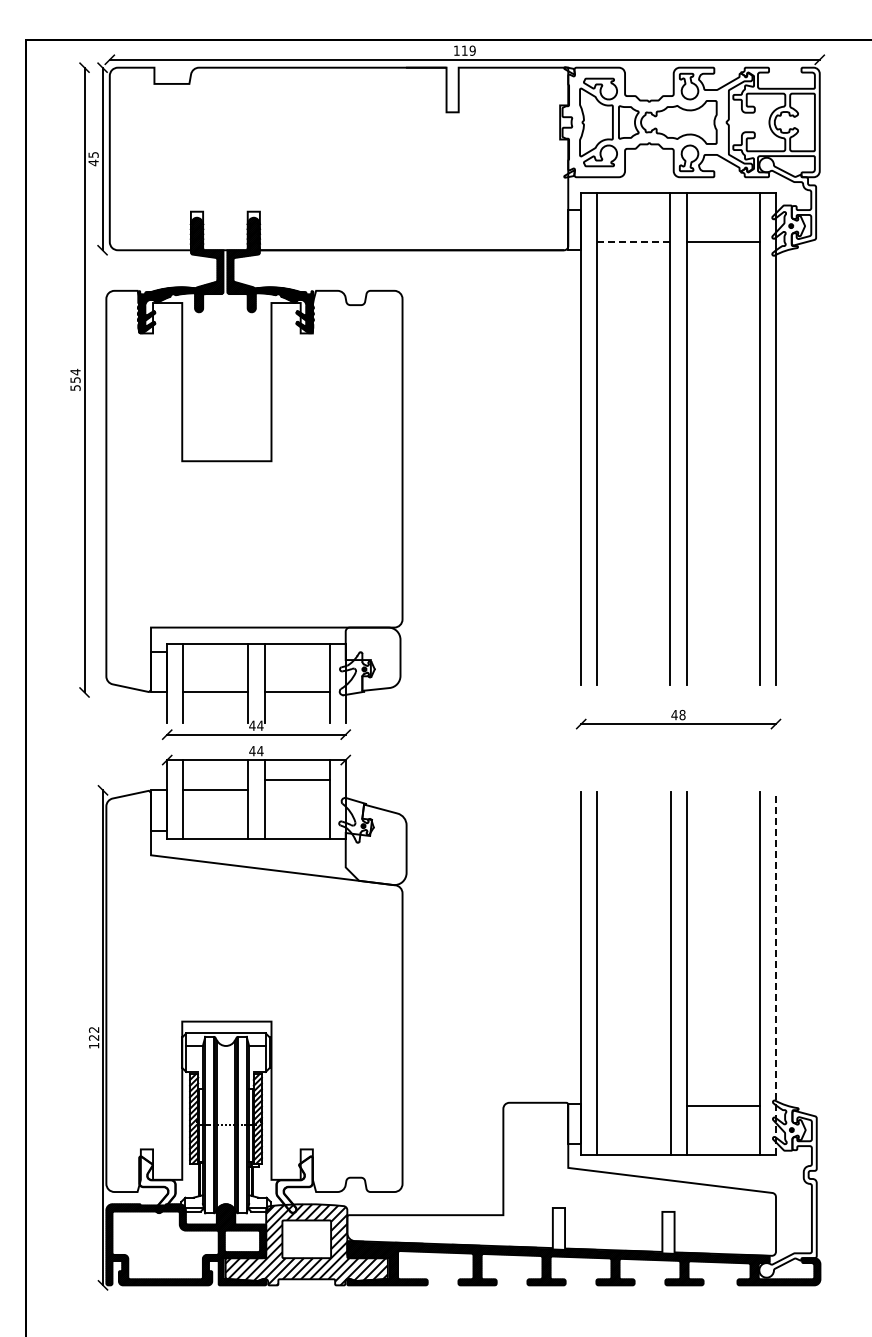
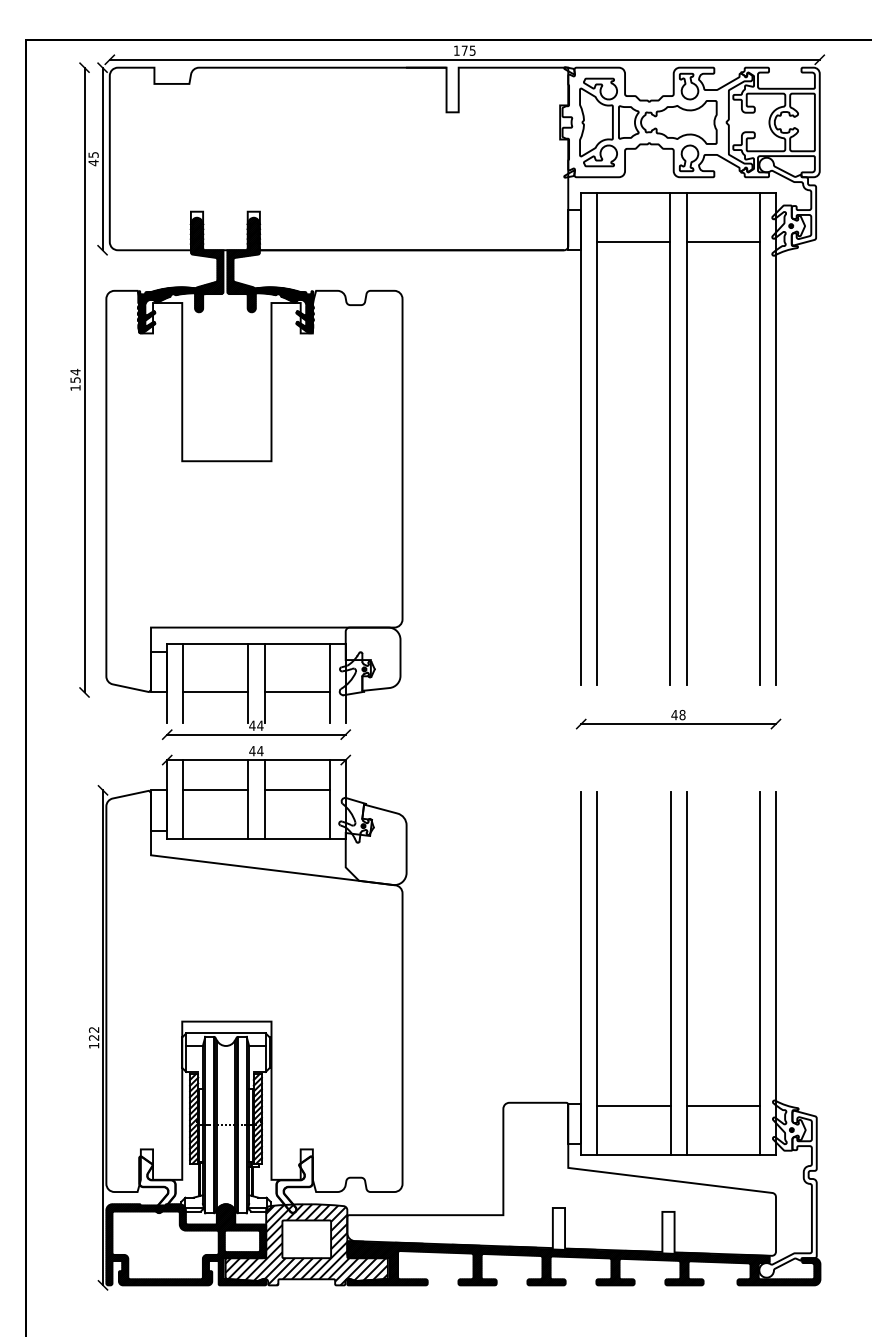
text: 119 -> 175 (468, 50)
line: dashed -> solid (633, 242)
text: 554 -> 154 (75, 387)
line position: (296, 780) -> (296, 790) (296, 790)
line: dashed -> solid (775, 973)
line: none -> present (633, 1106)
